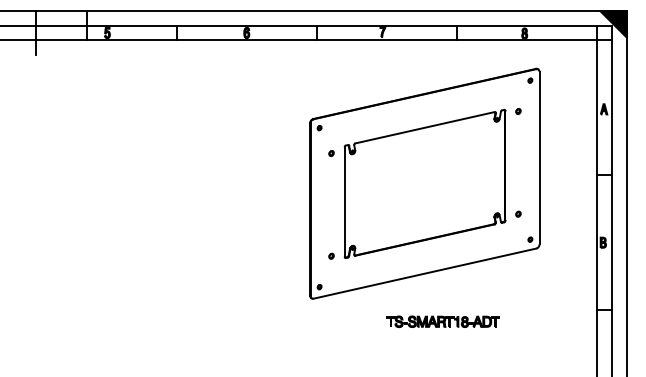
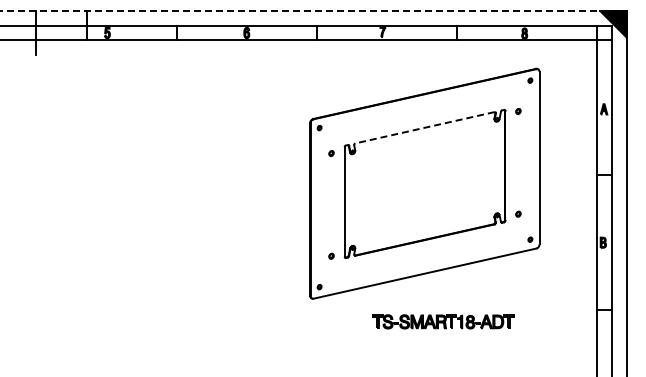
line: solid -> dashed (313, 11)
line: solid -> dashed (424, 127)
part size: 114x13 px -> 143x16 px (443, 321)
